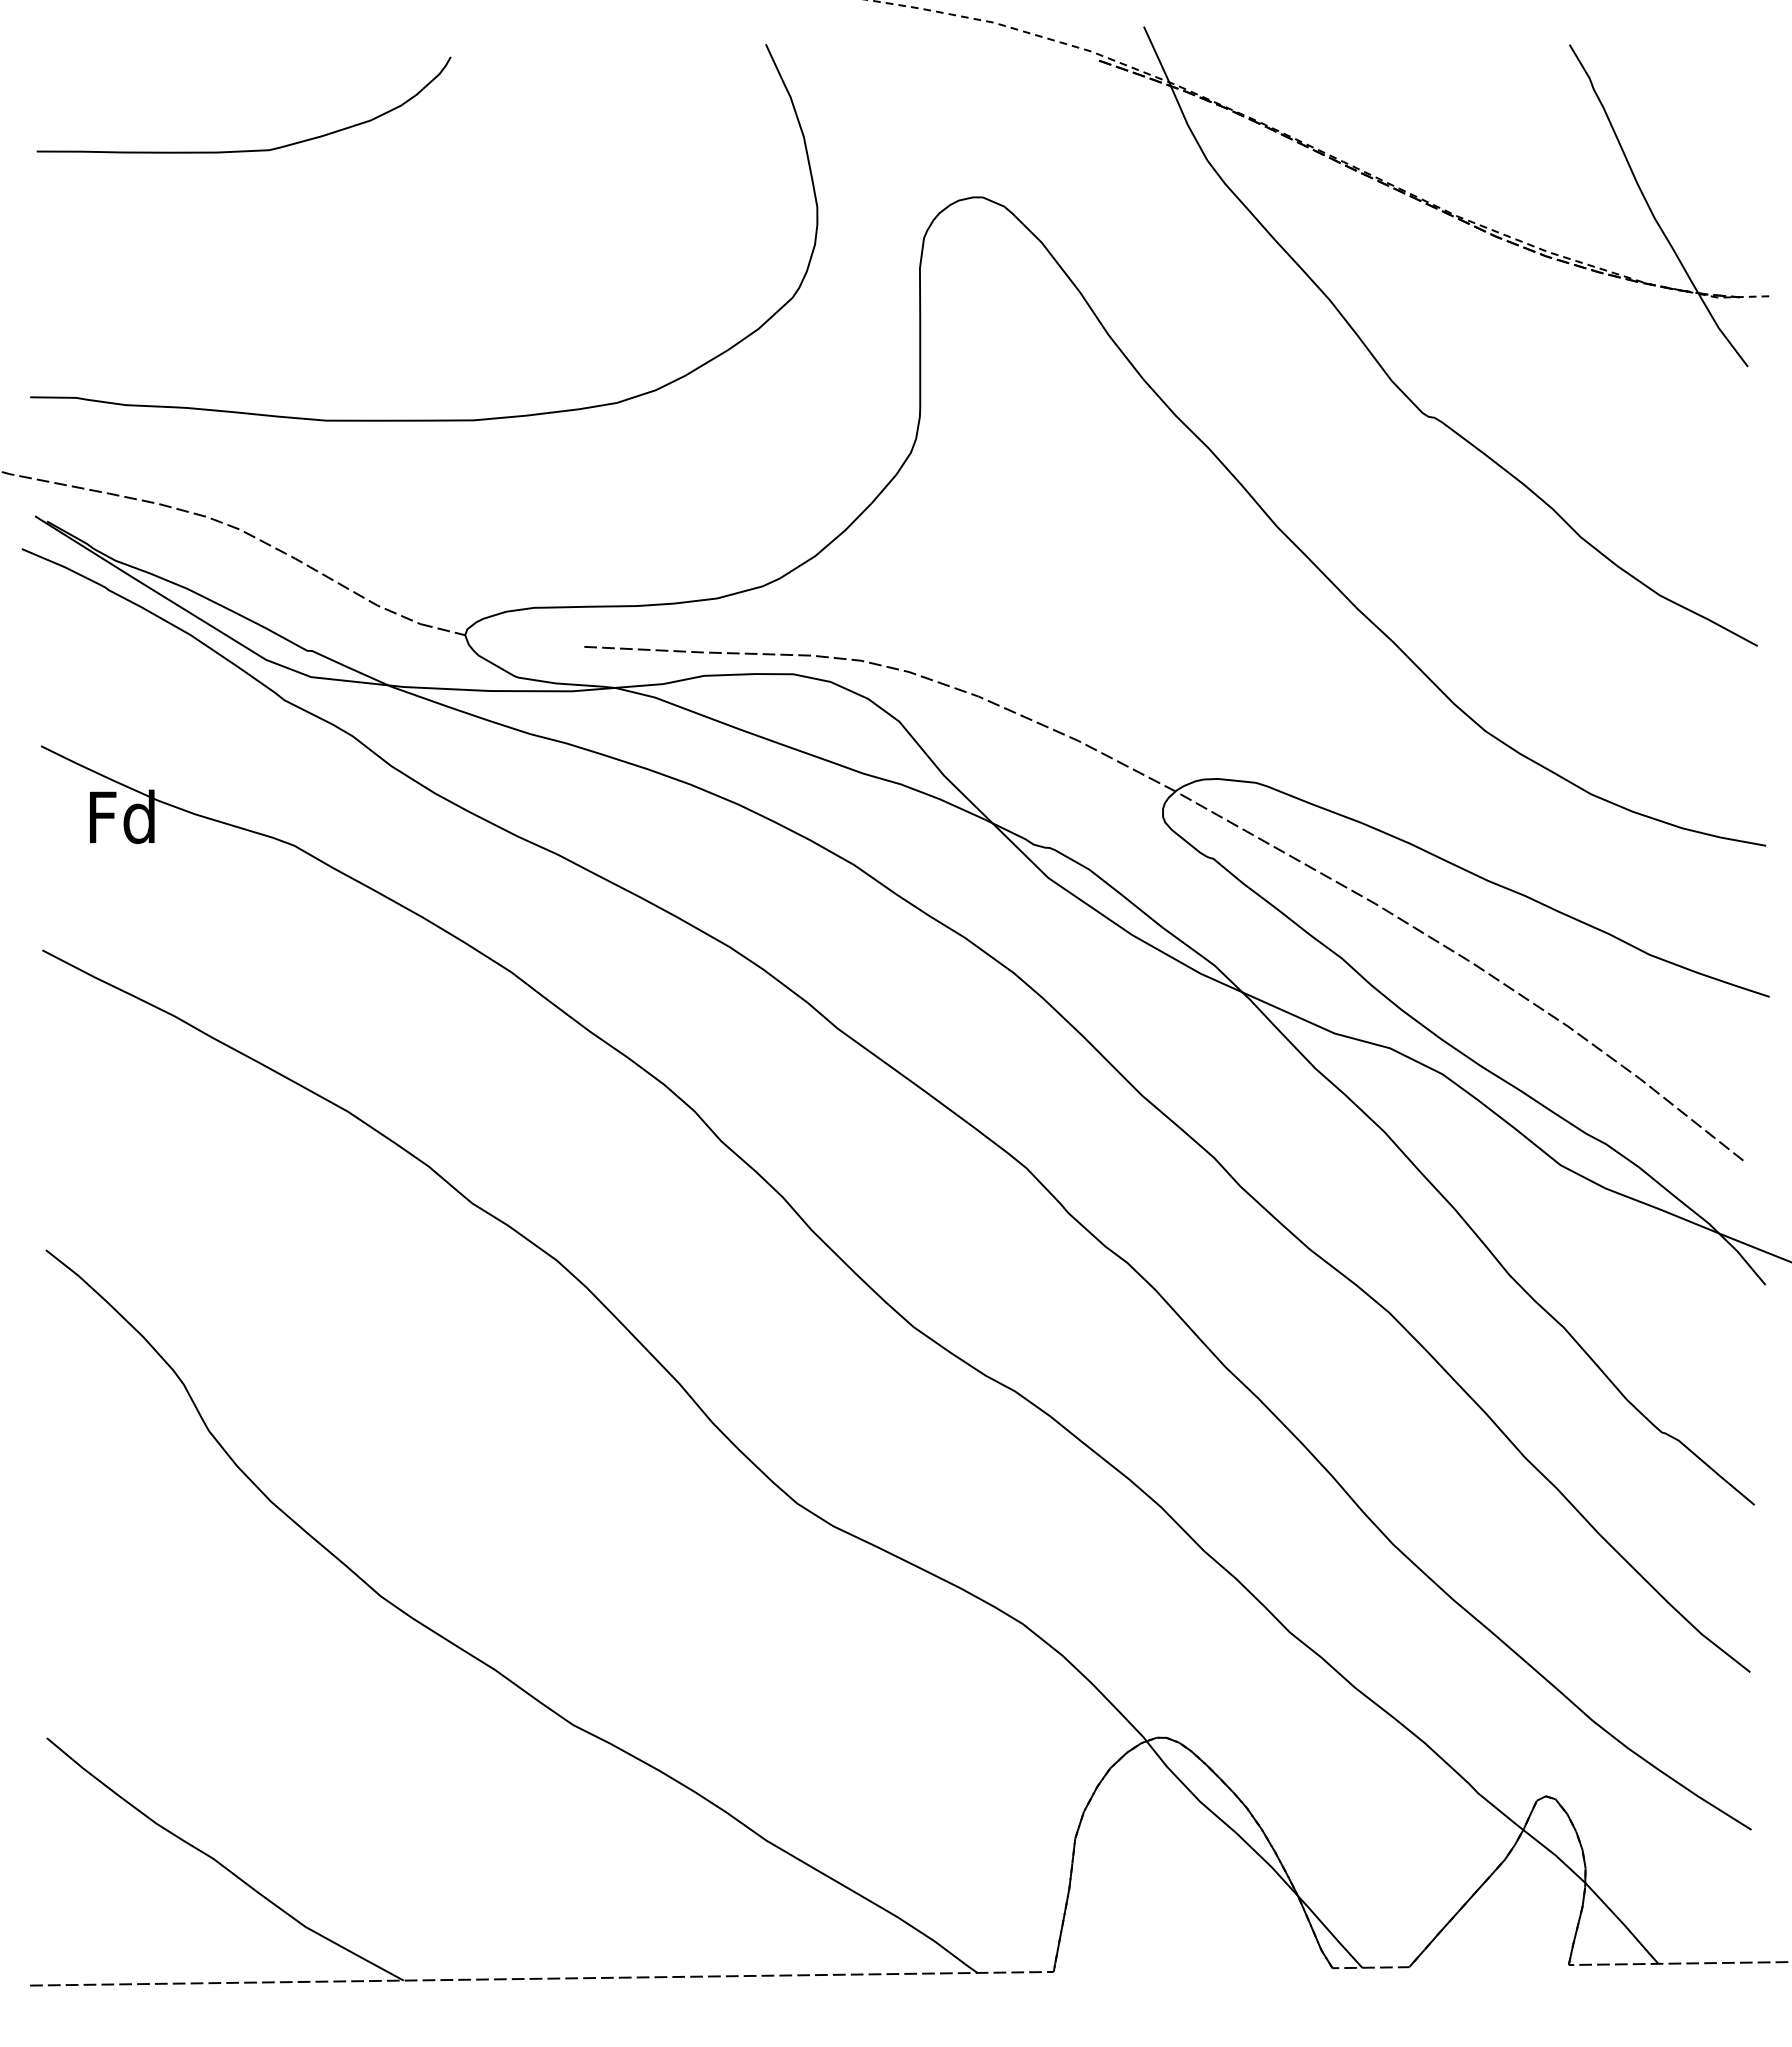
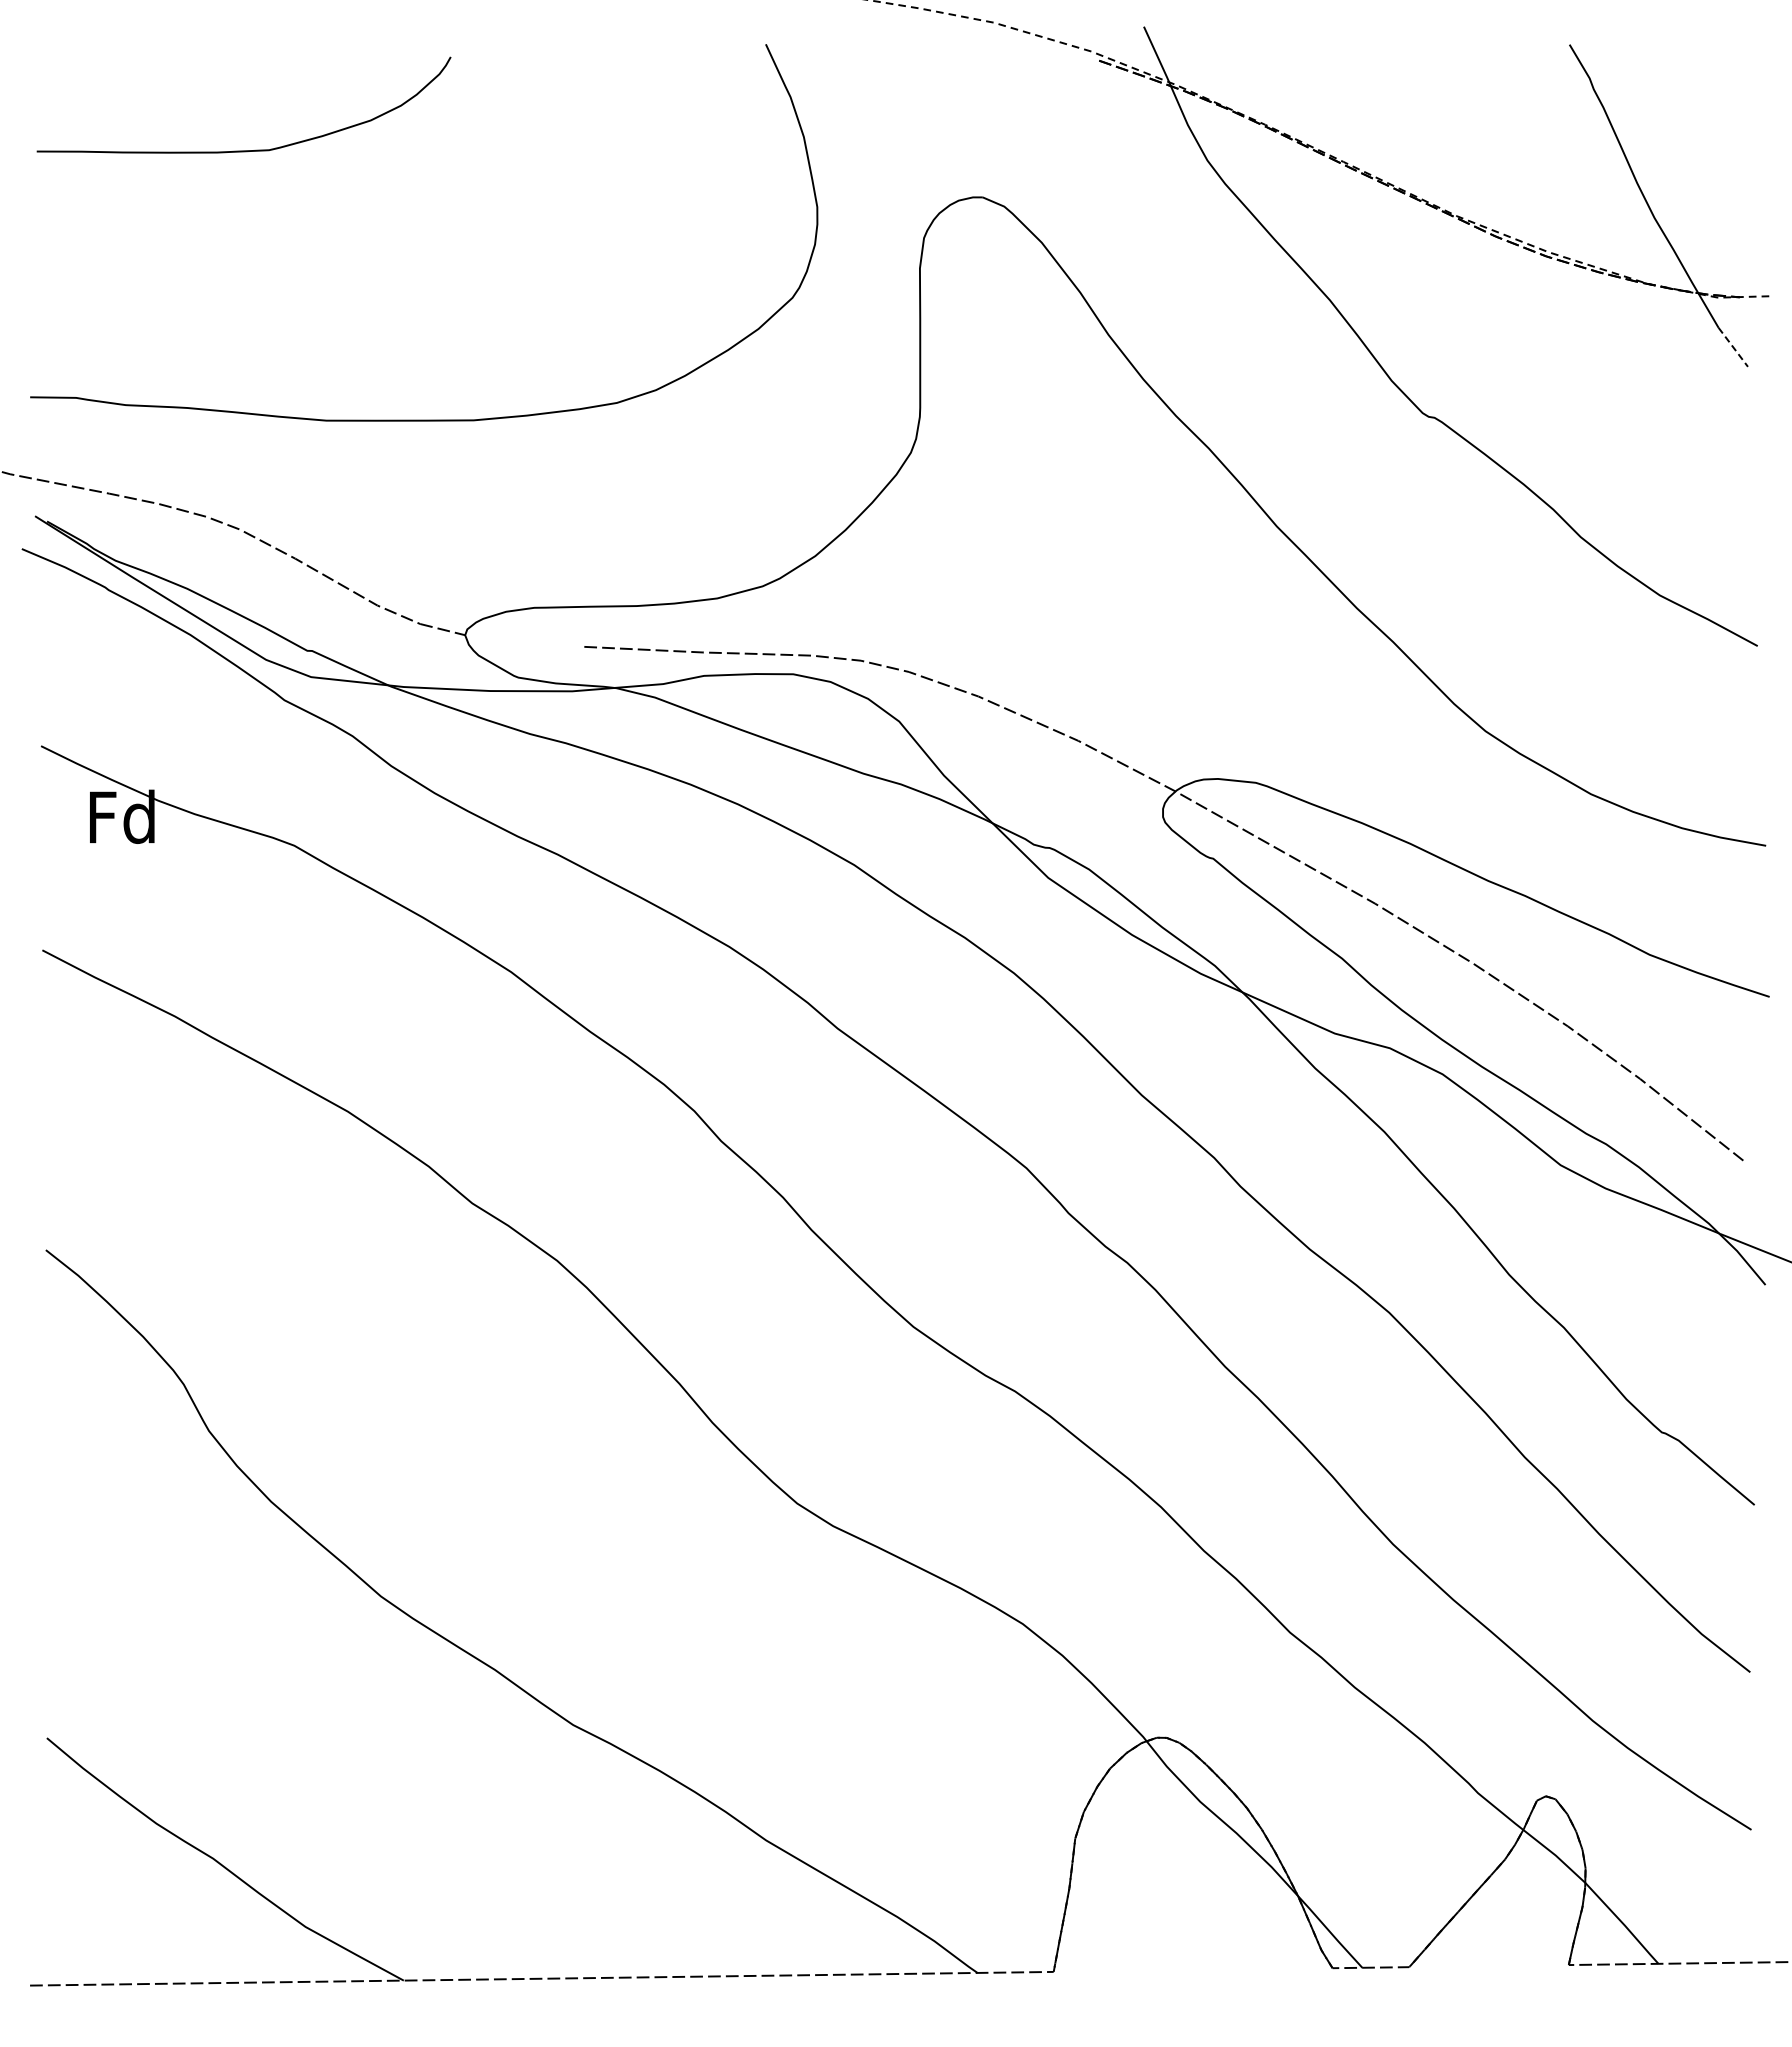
line: solid -> dashed (1733, 347)
